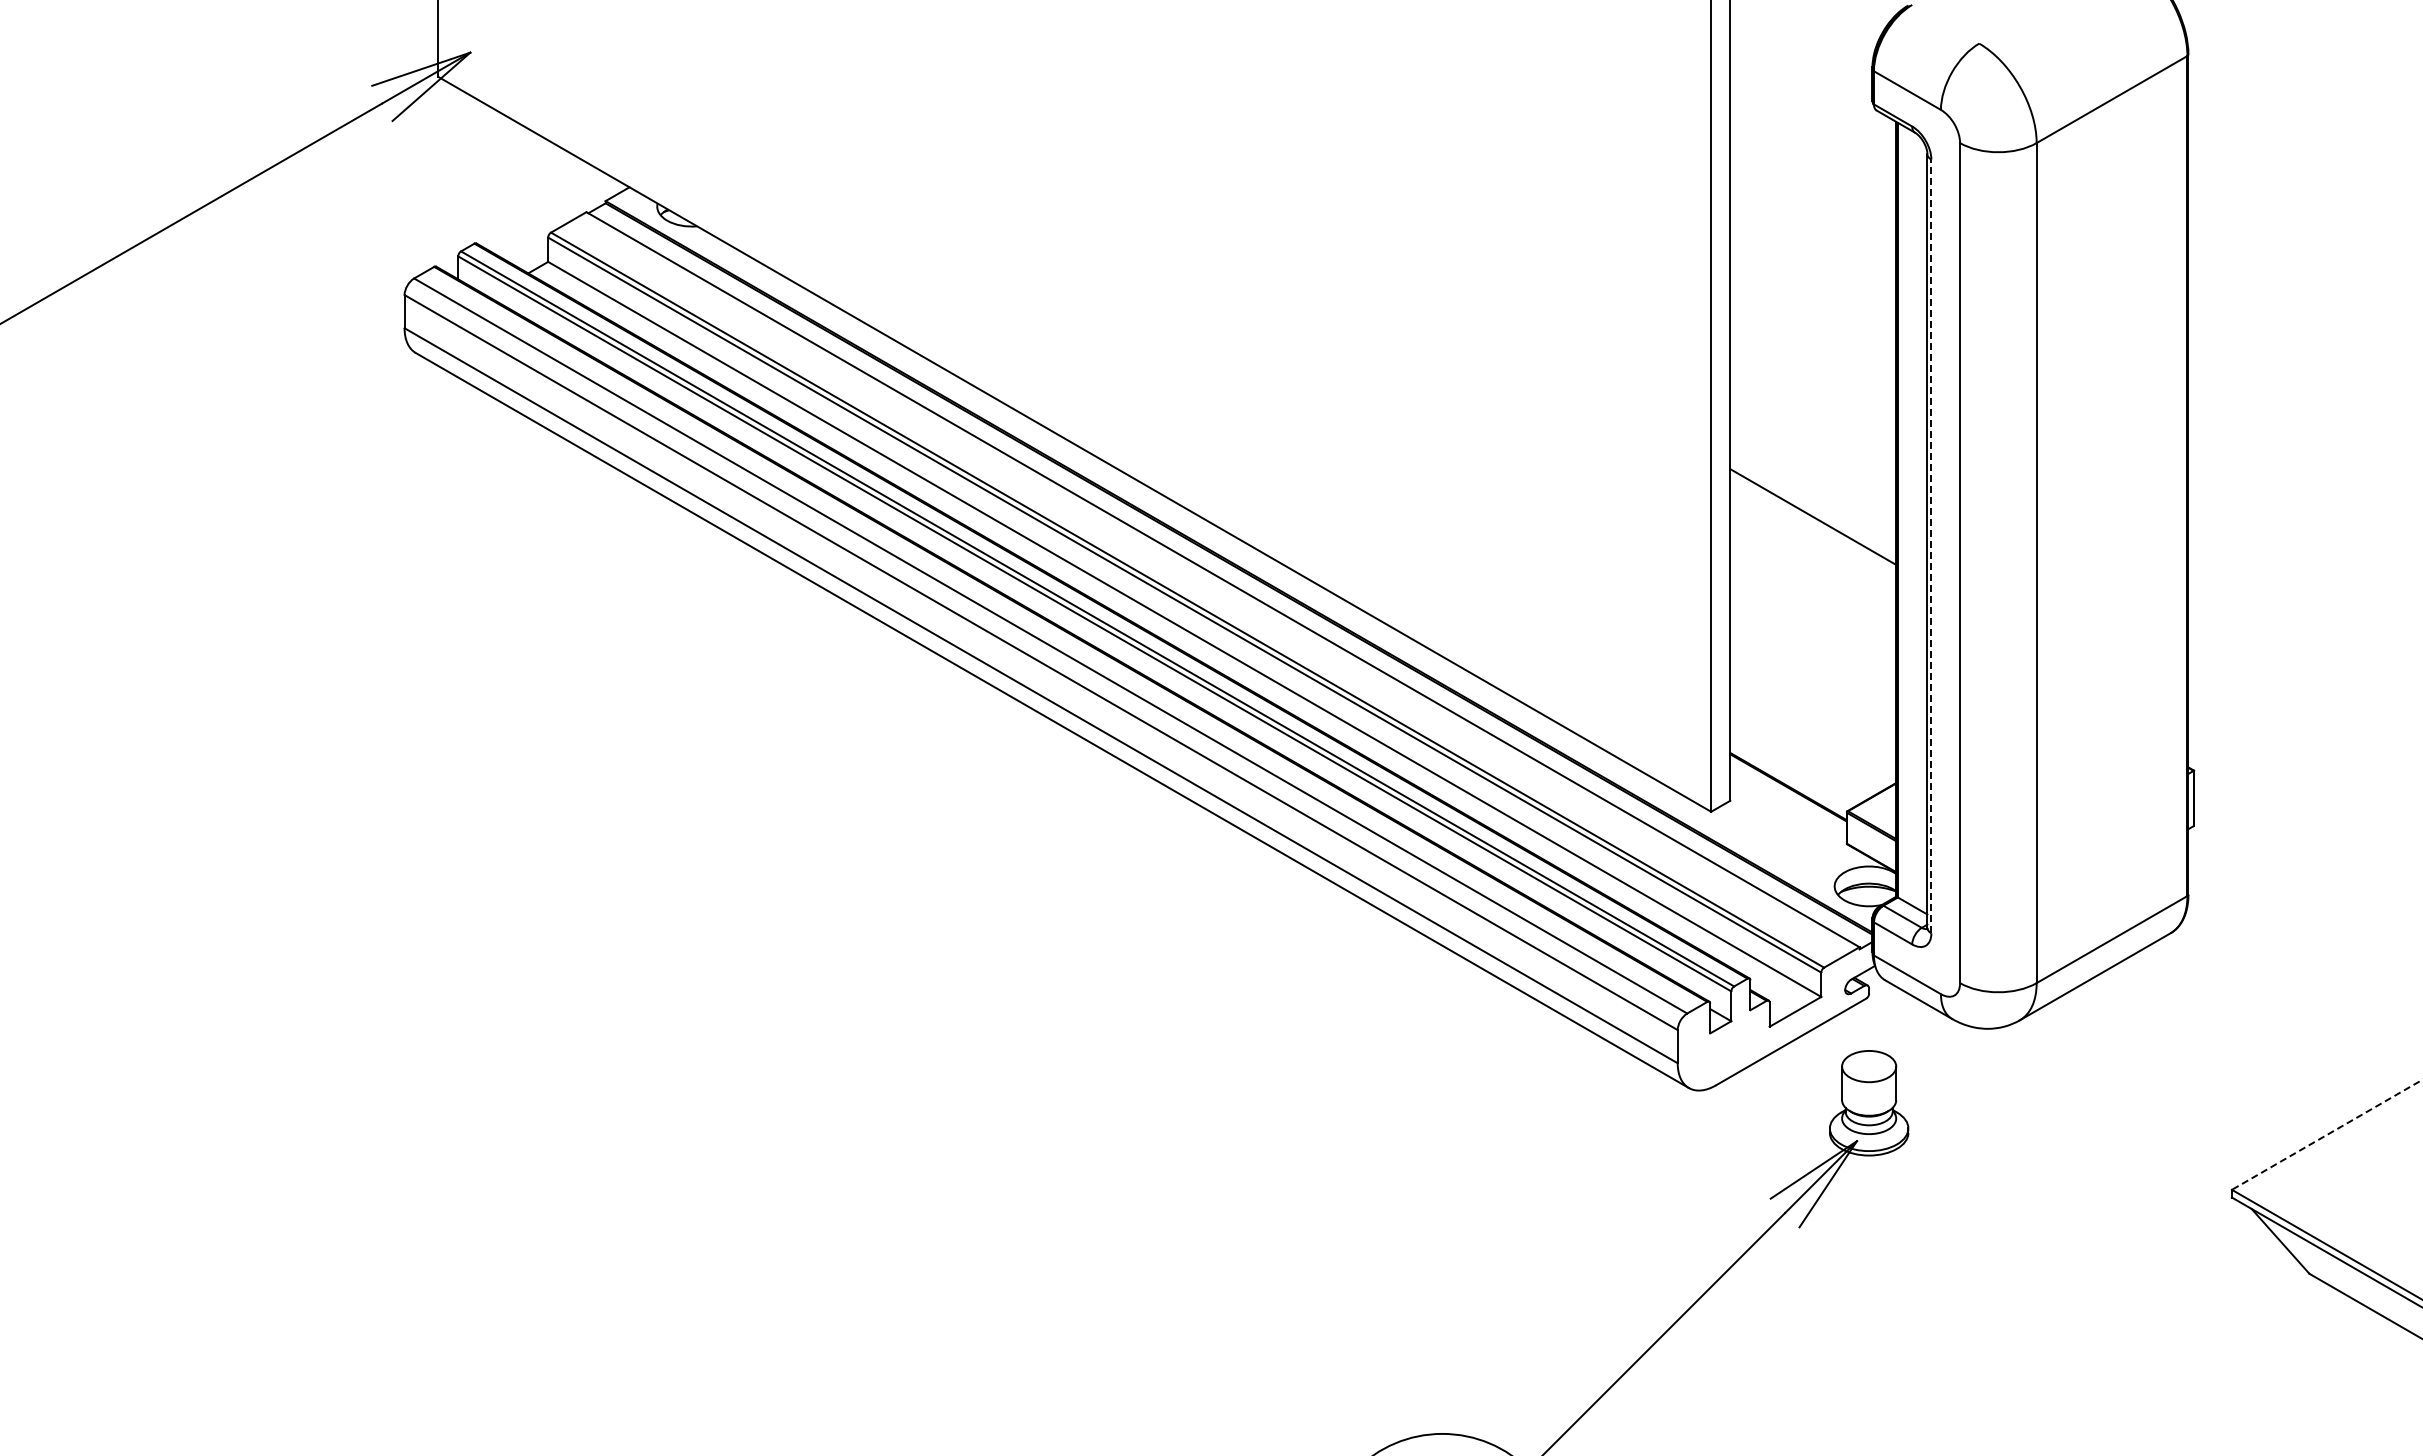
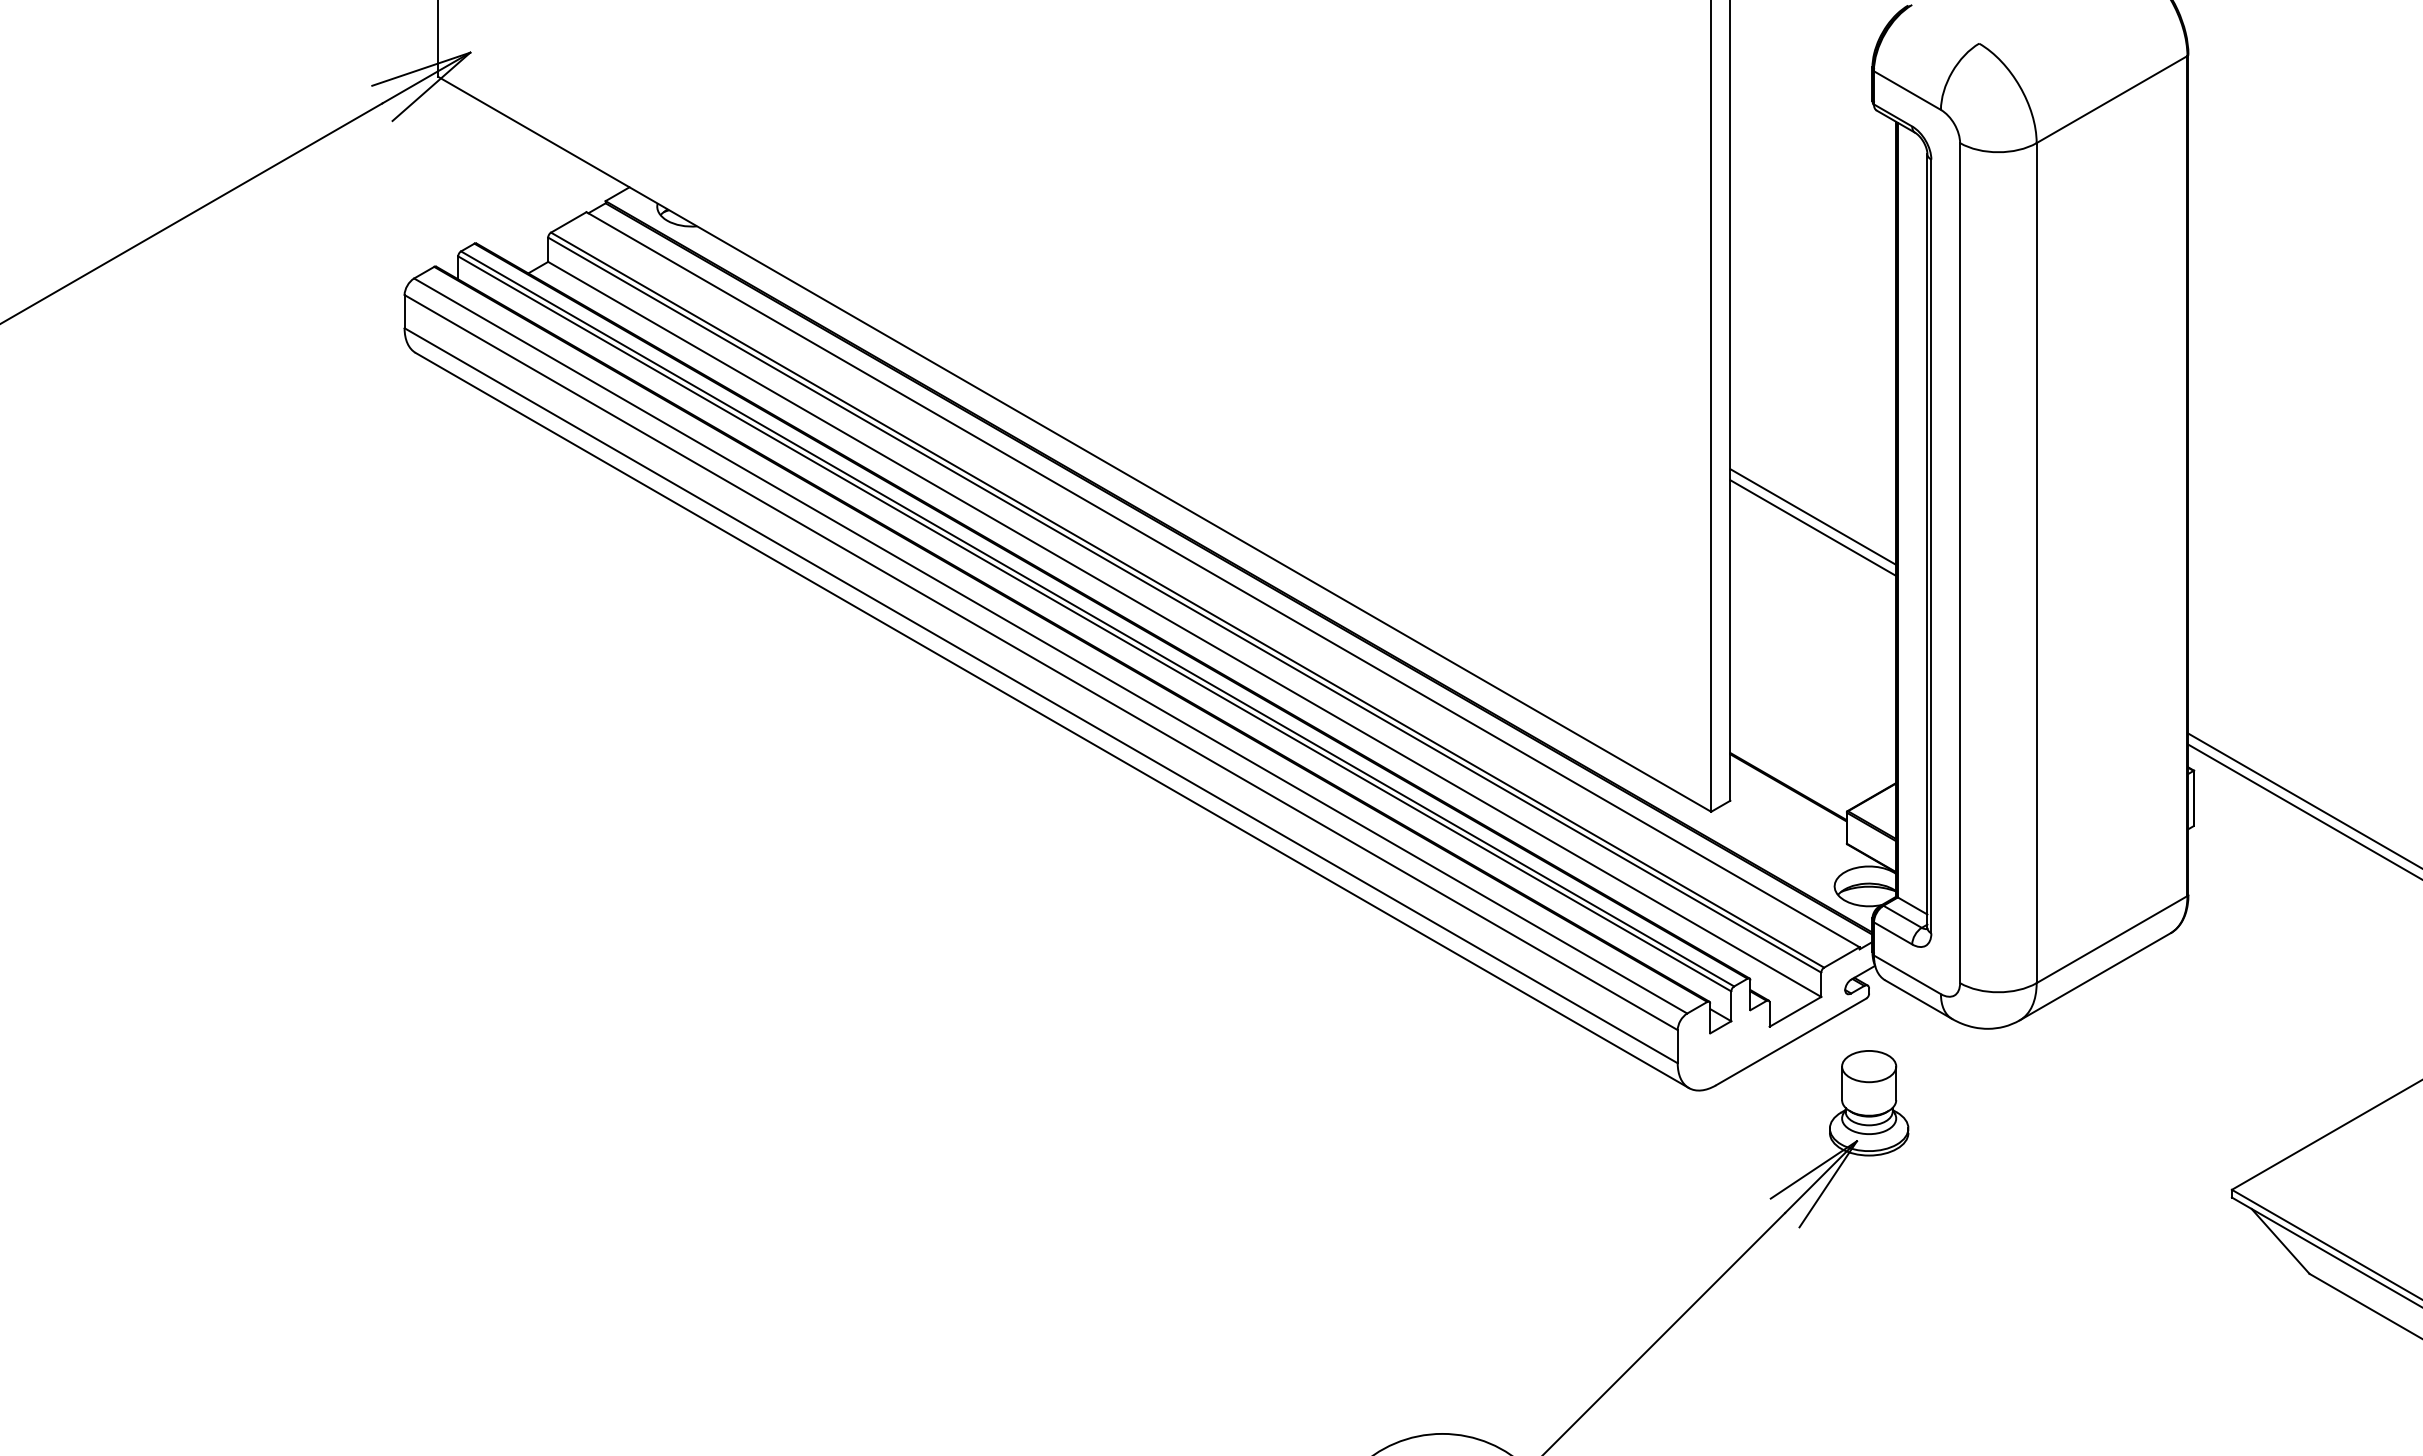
line: none -> present (1813, 528)
line: dashed -> solid (1931, 546)
line: none -> present (2303, 799)
line: none -> present (2303, 810)
line: dashed -> solid (2327, 1134)
